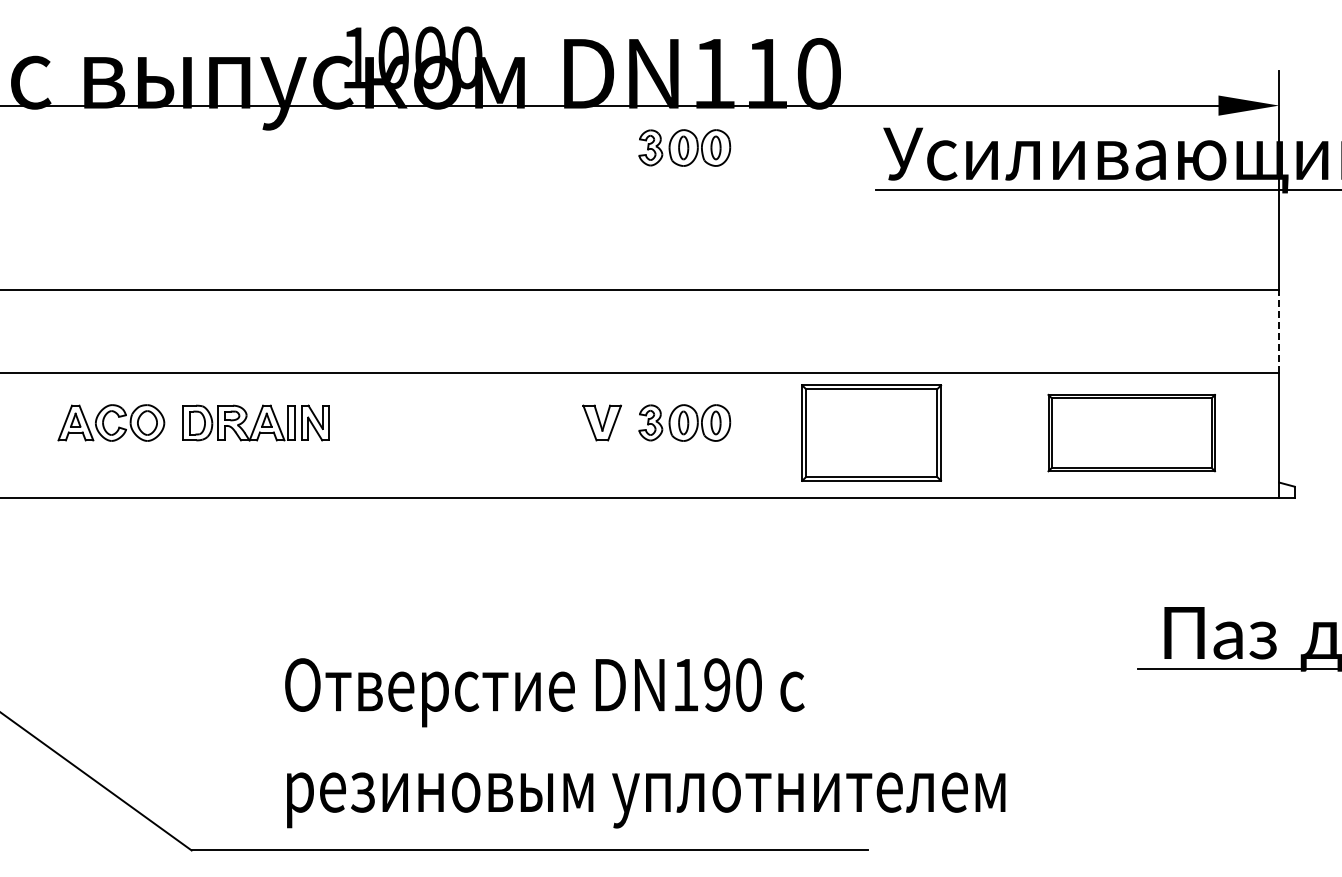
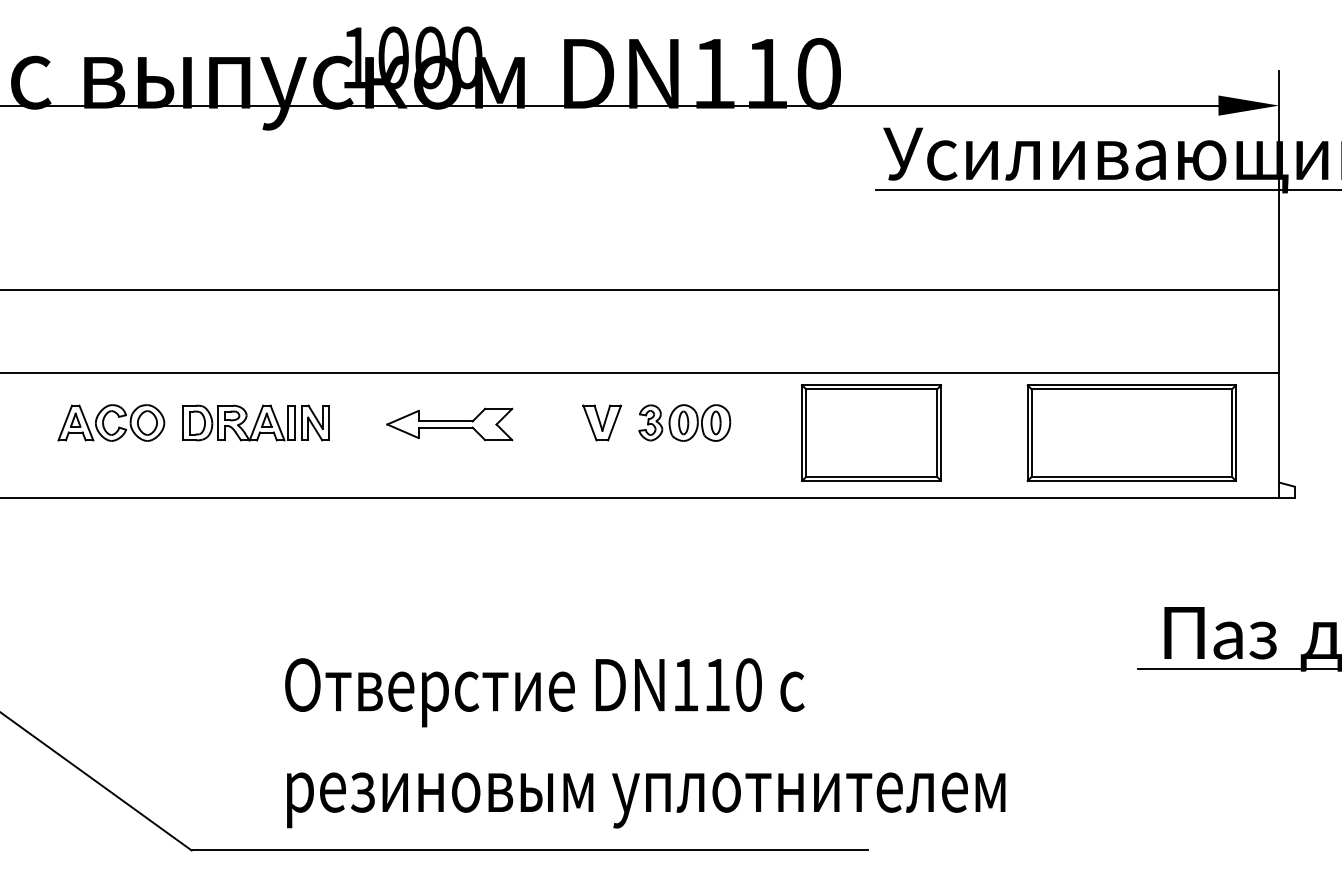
part: present -> none (684, 147)
line: dashed -> solid (1279, 333)
part: none -> present (449, 424)
part size: 169x80 px -> 211x98 px (1131, 432)
text: DN190 -> DN110 (717, 684)
